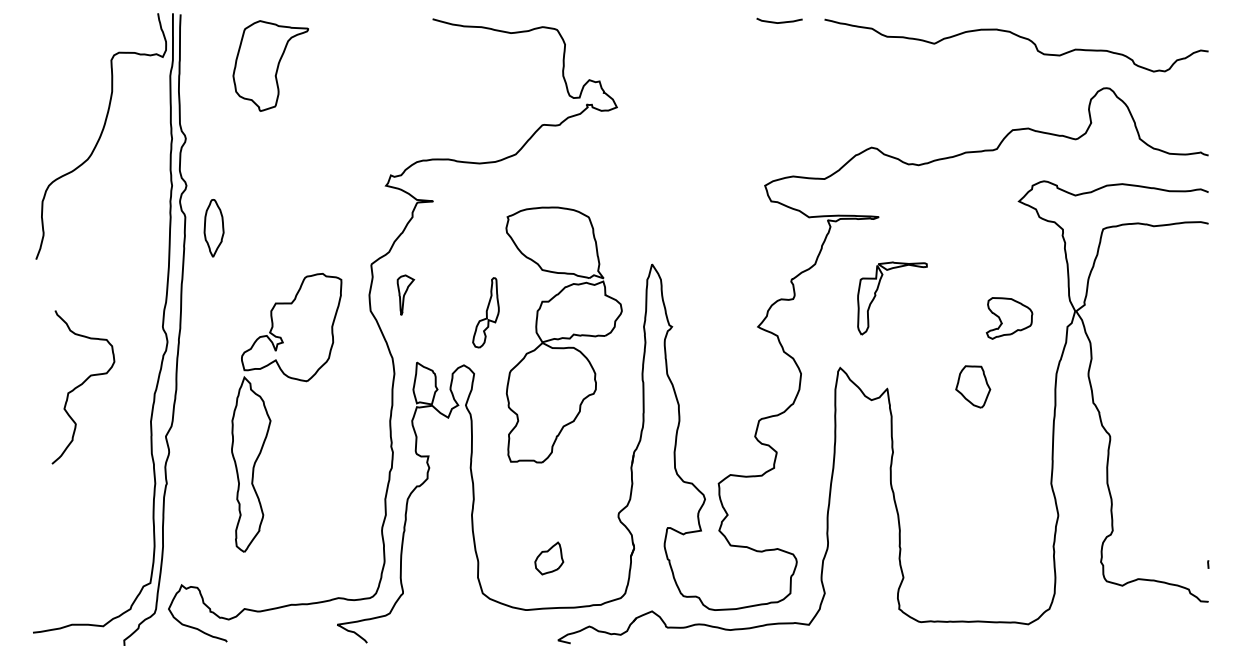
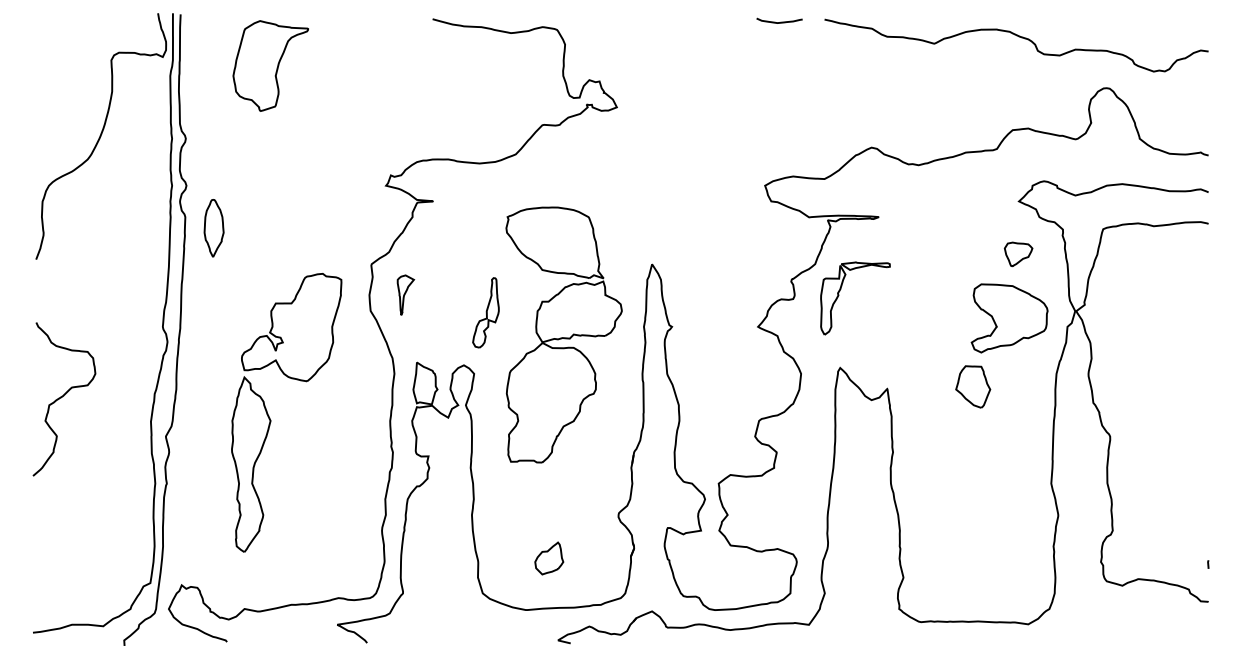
part: none -> present (1018, 254)
part position: (876, 295) -> (839, 295) (839, 295)
part size: 49x43 px -> 79x71 px (1009, 318)
curve position: (81, 385) -> (62, 397) (62, 397)
